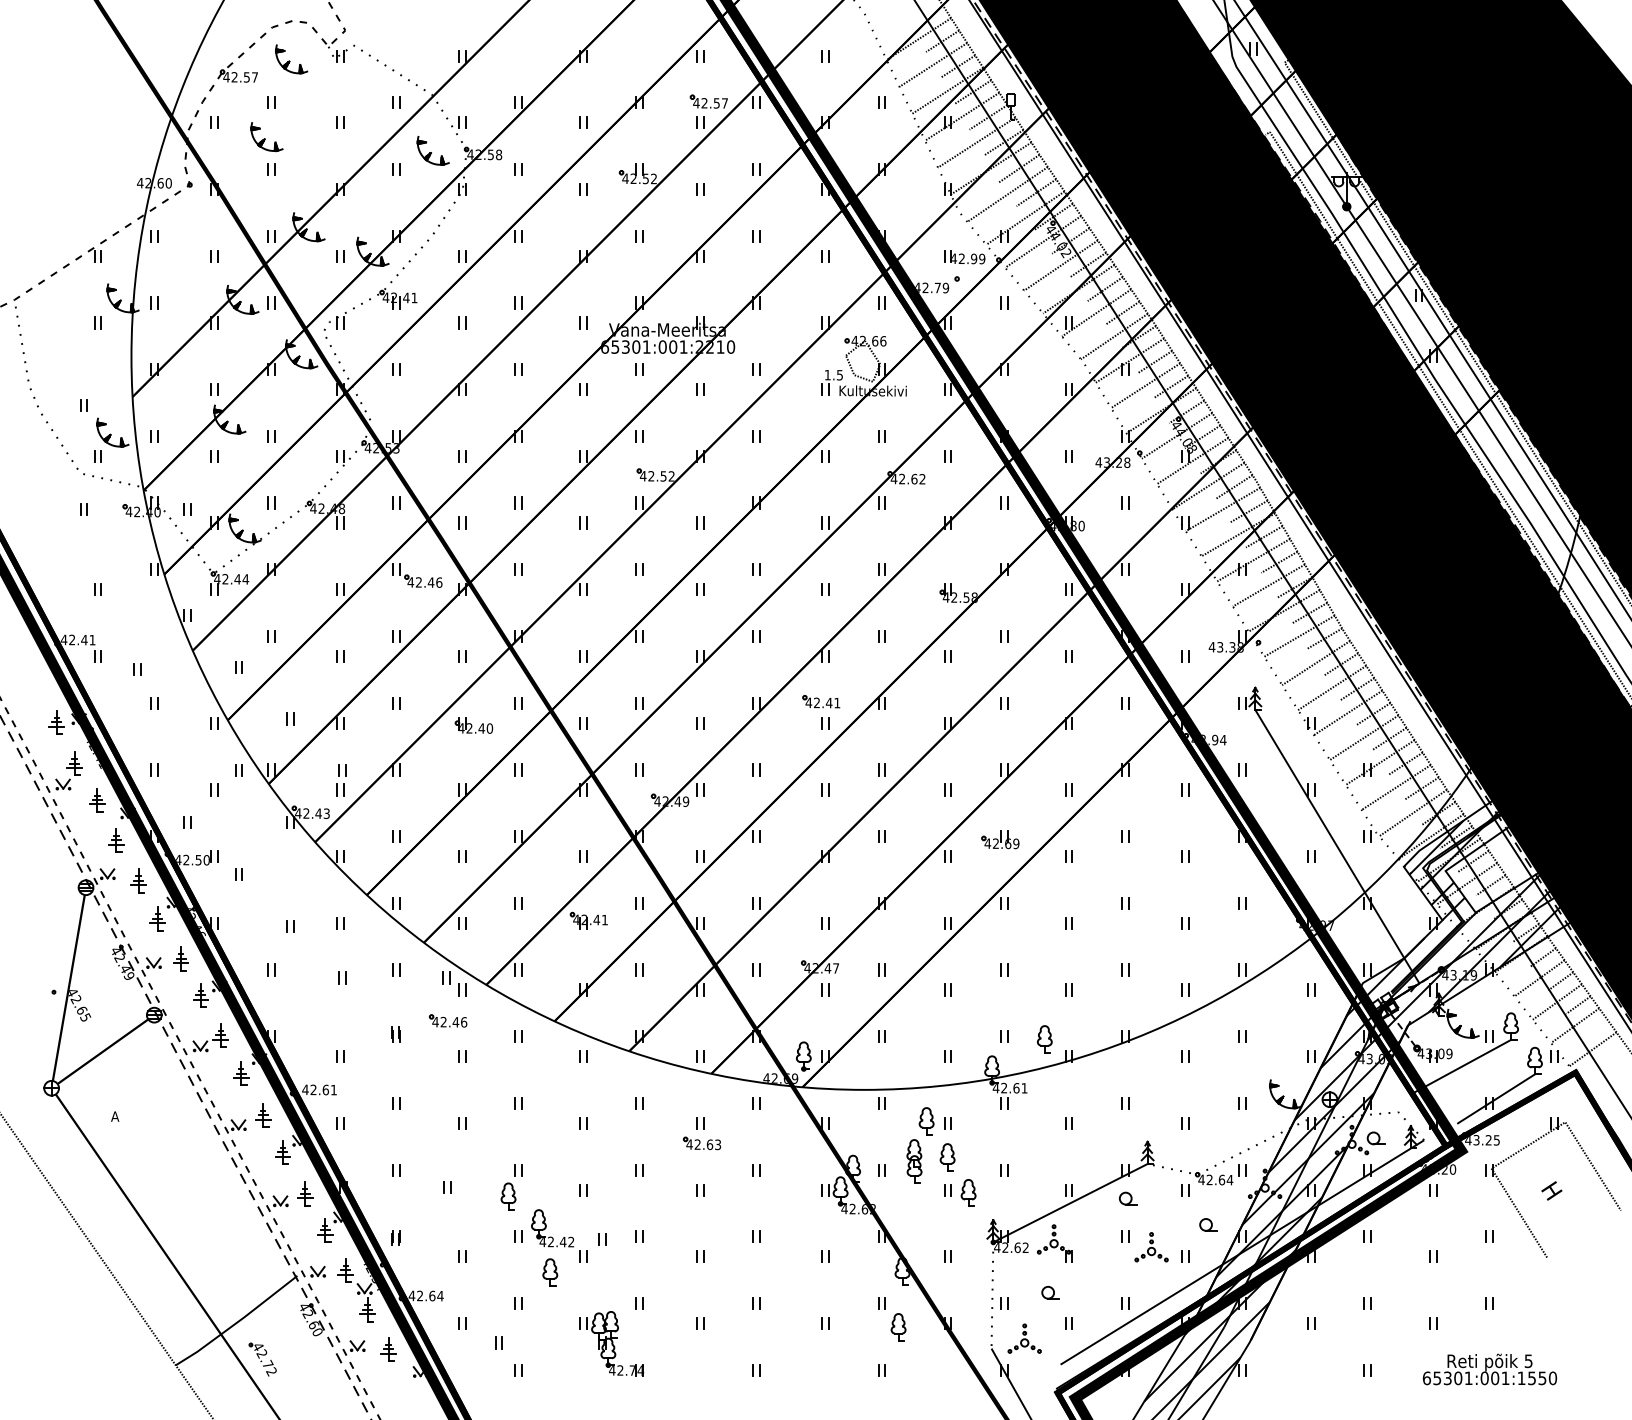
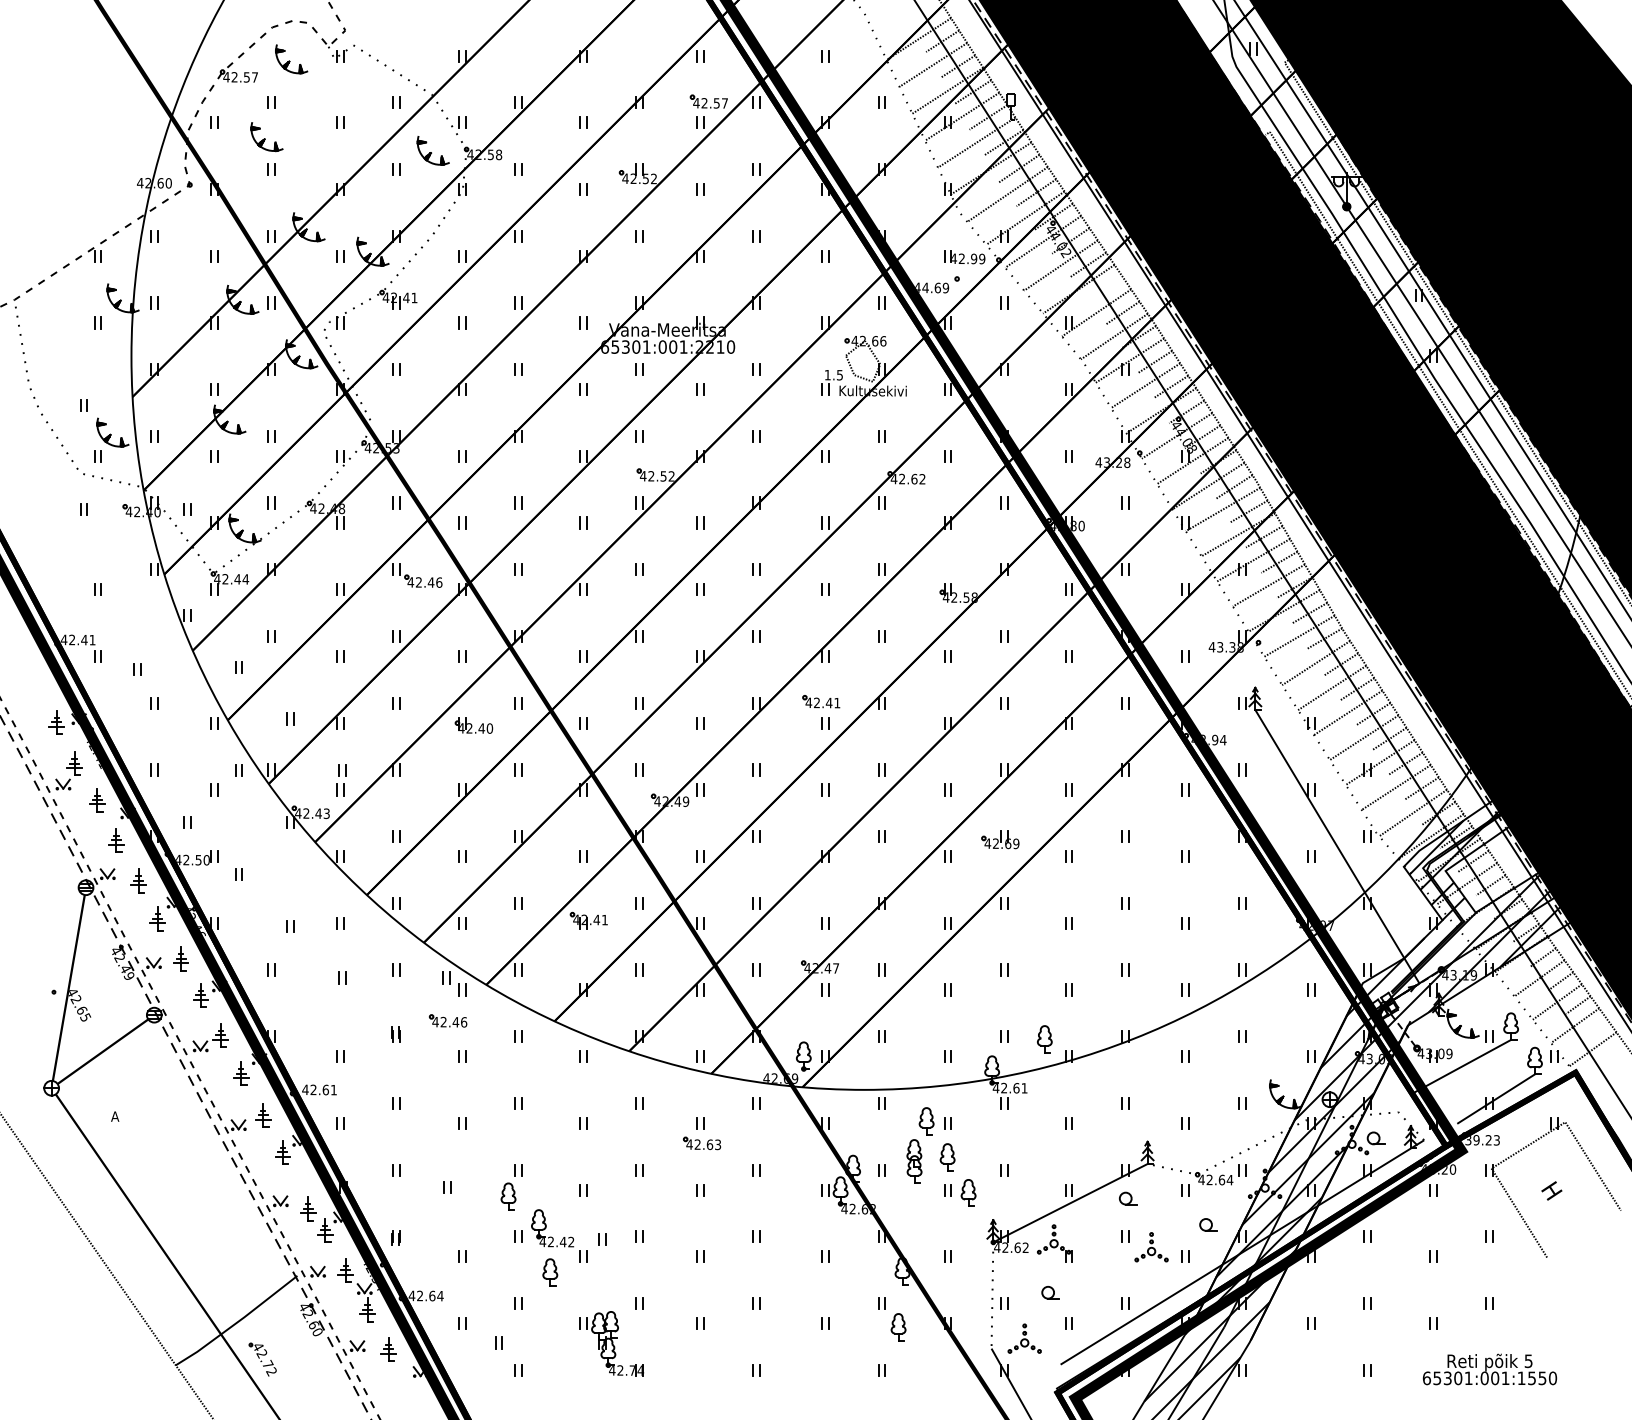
text: 42.79 -> 44.69 (931, 287)
line: present -> none (1104, 289)
text: 43.25 -> 39.23 (1482, 1140)
part position: (305, 1193) -> (308, 1208) (308, 1208)
